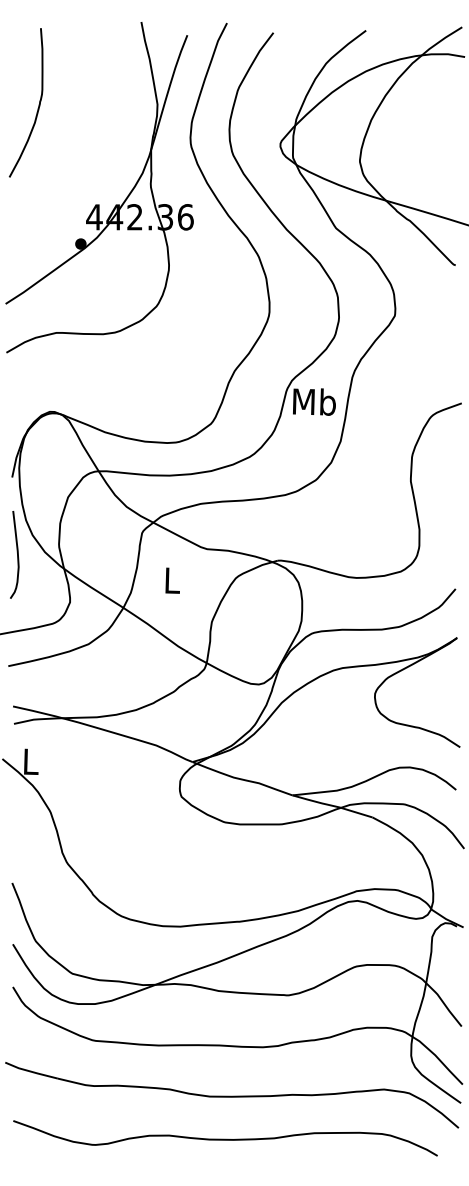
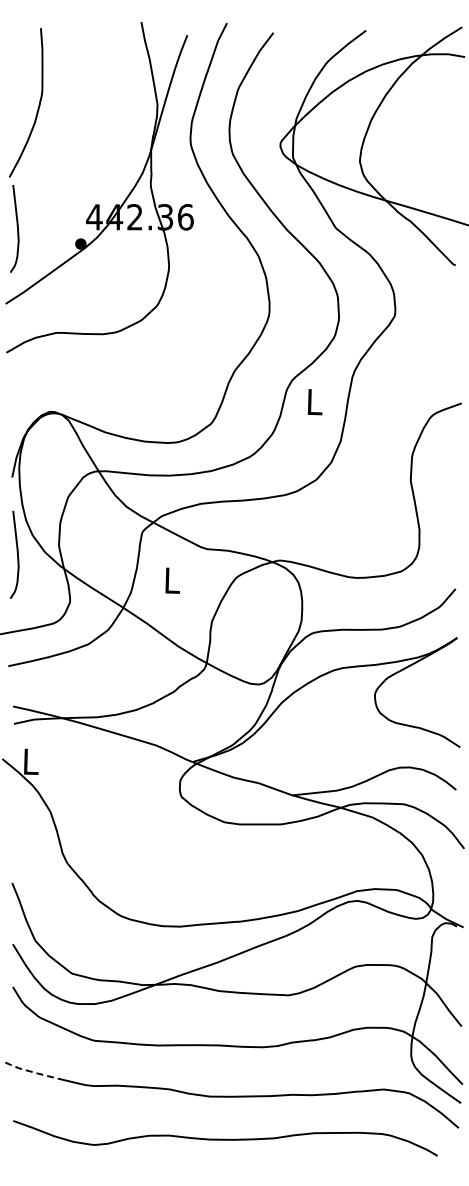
curve: none -> present (16, 226)
text: Mb -> L (314, 401)
line: solid -> dashed (31, 1071)
